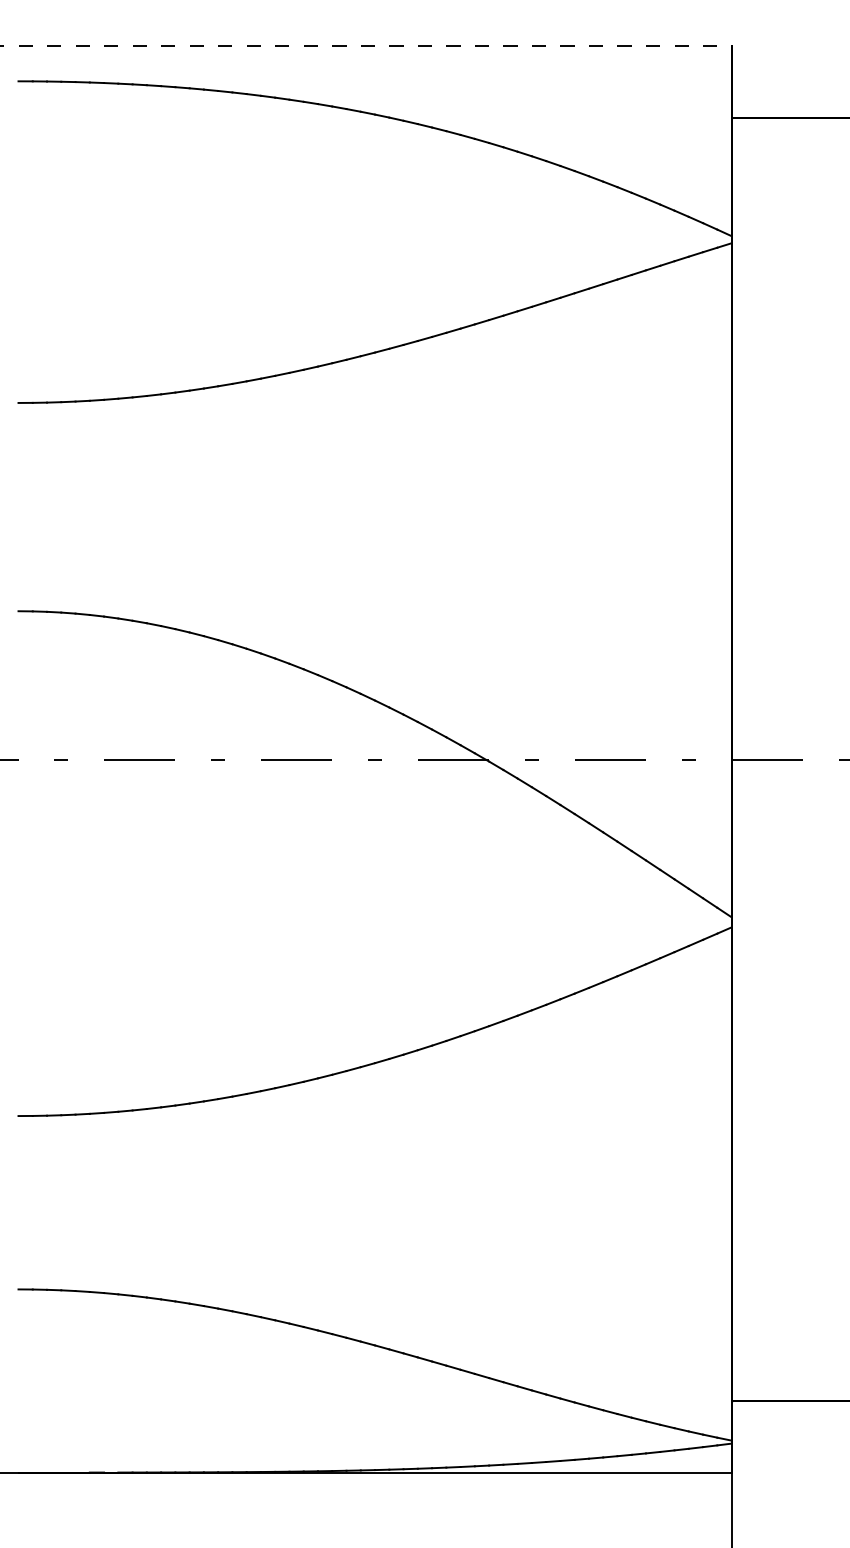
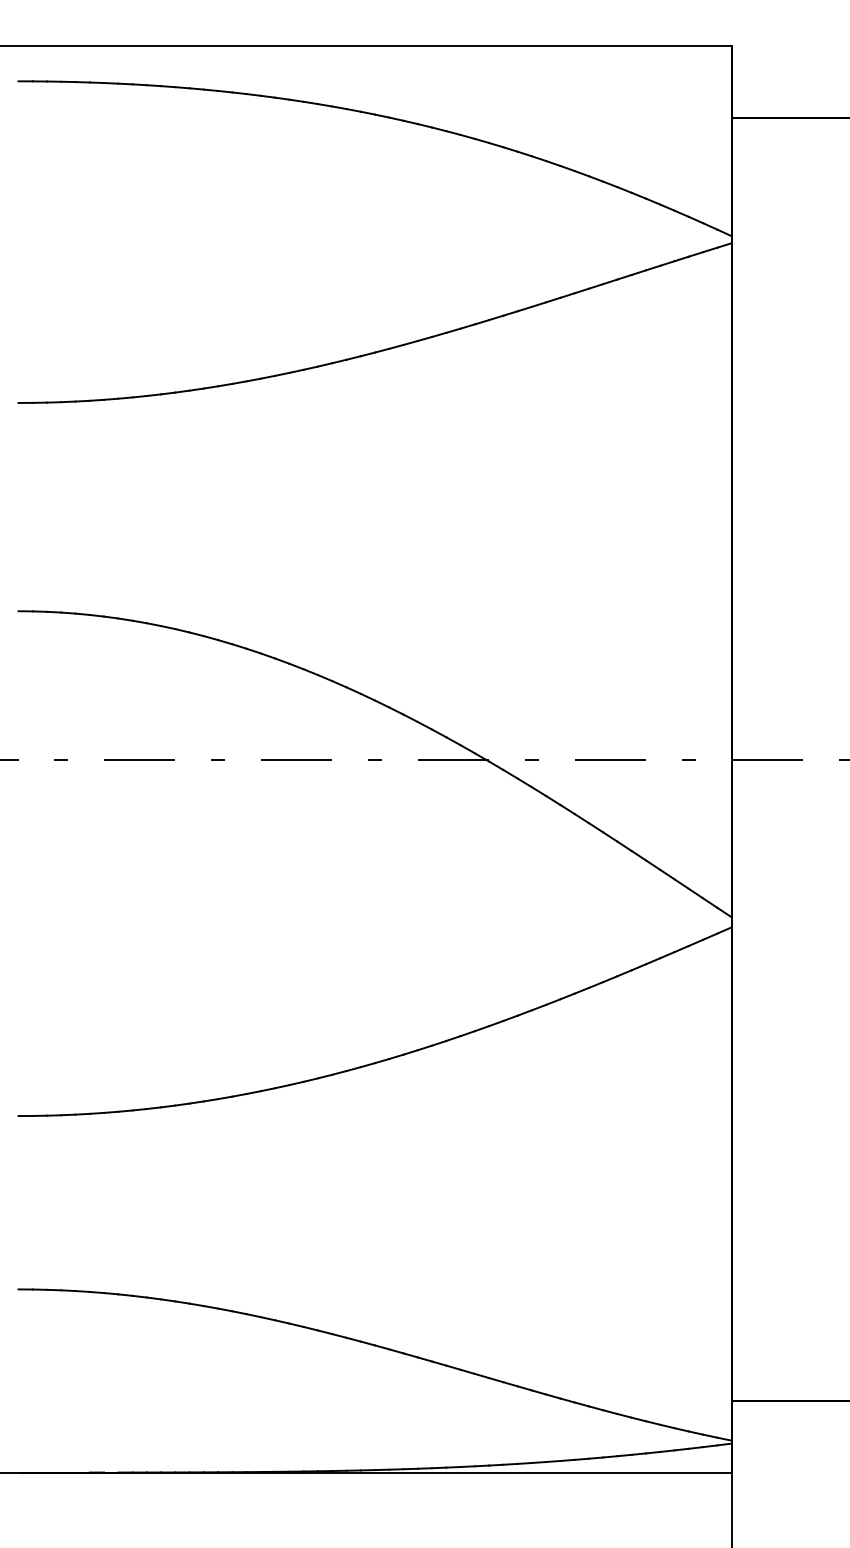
line: dashed -> solid (366, 46)
